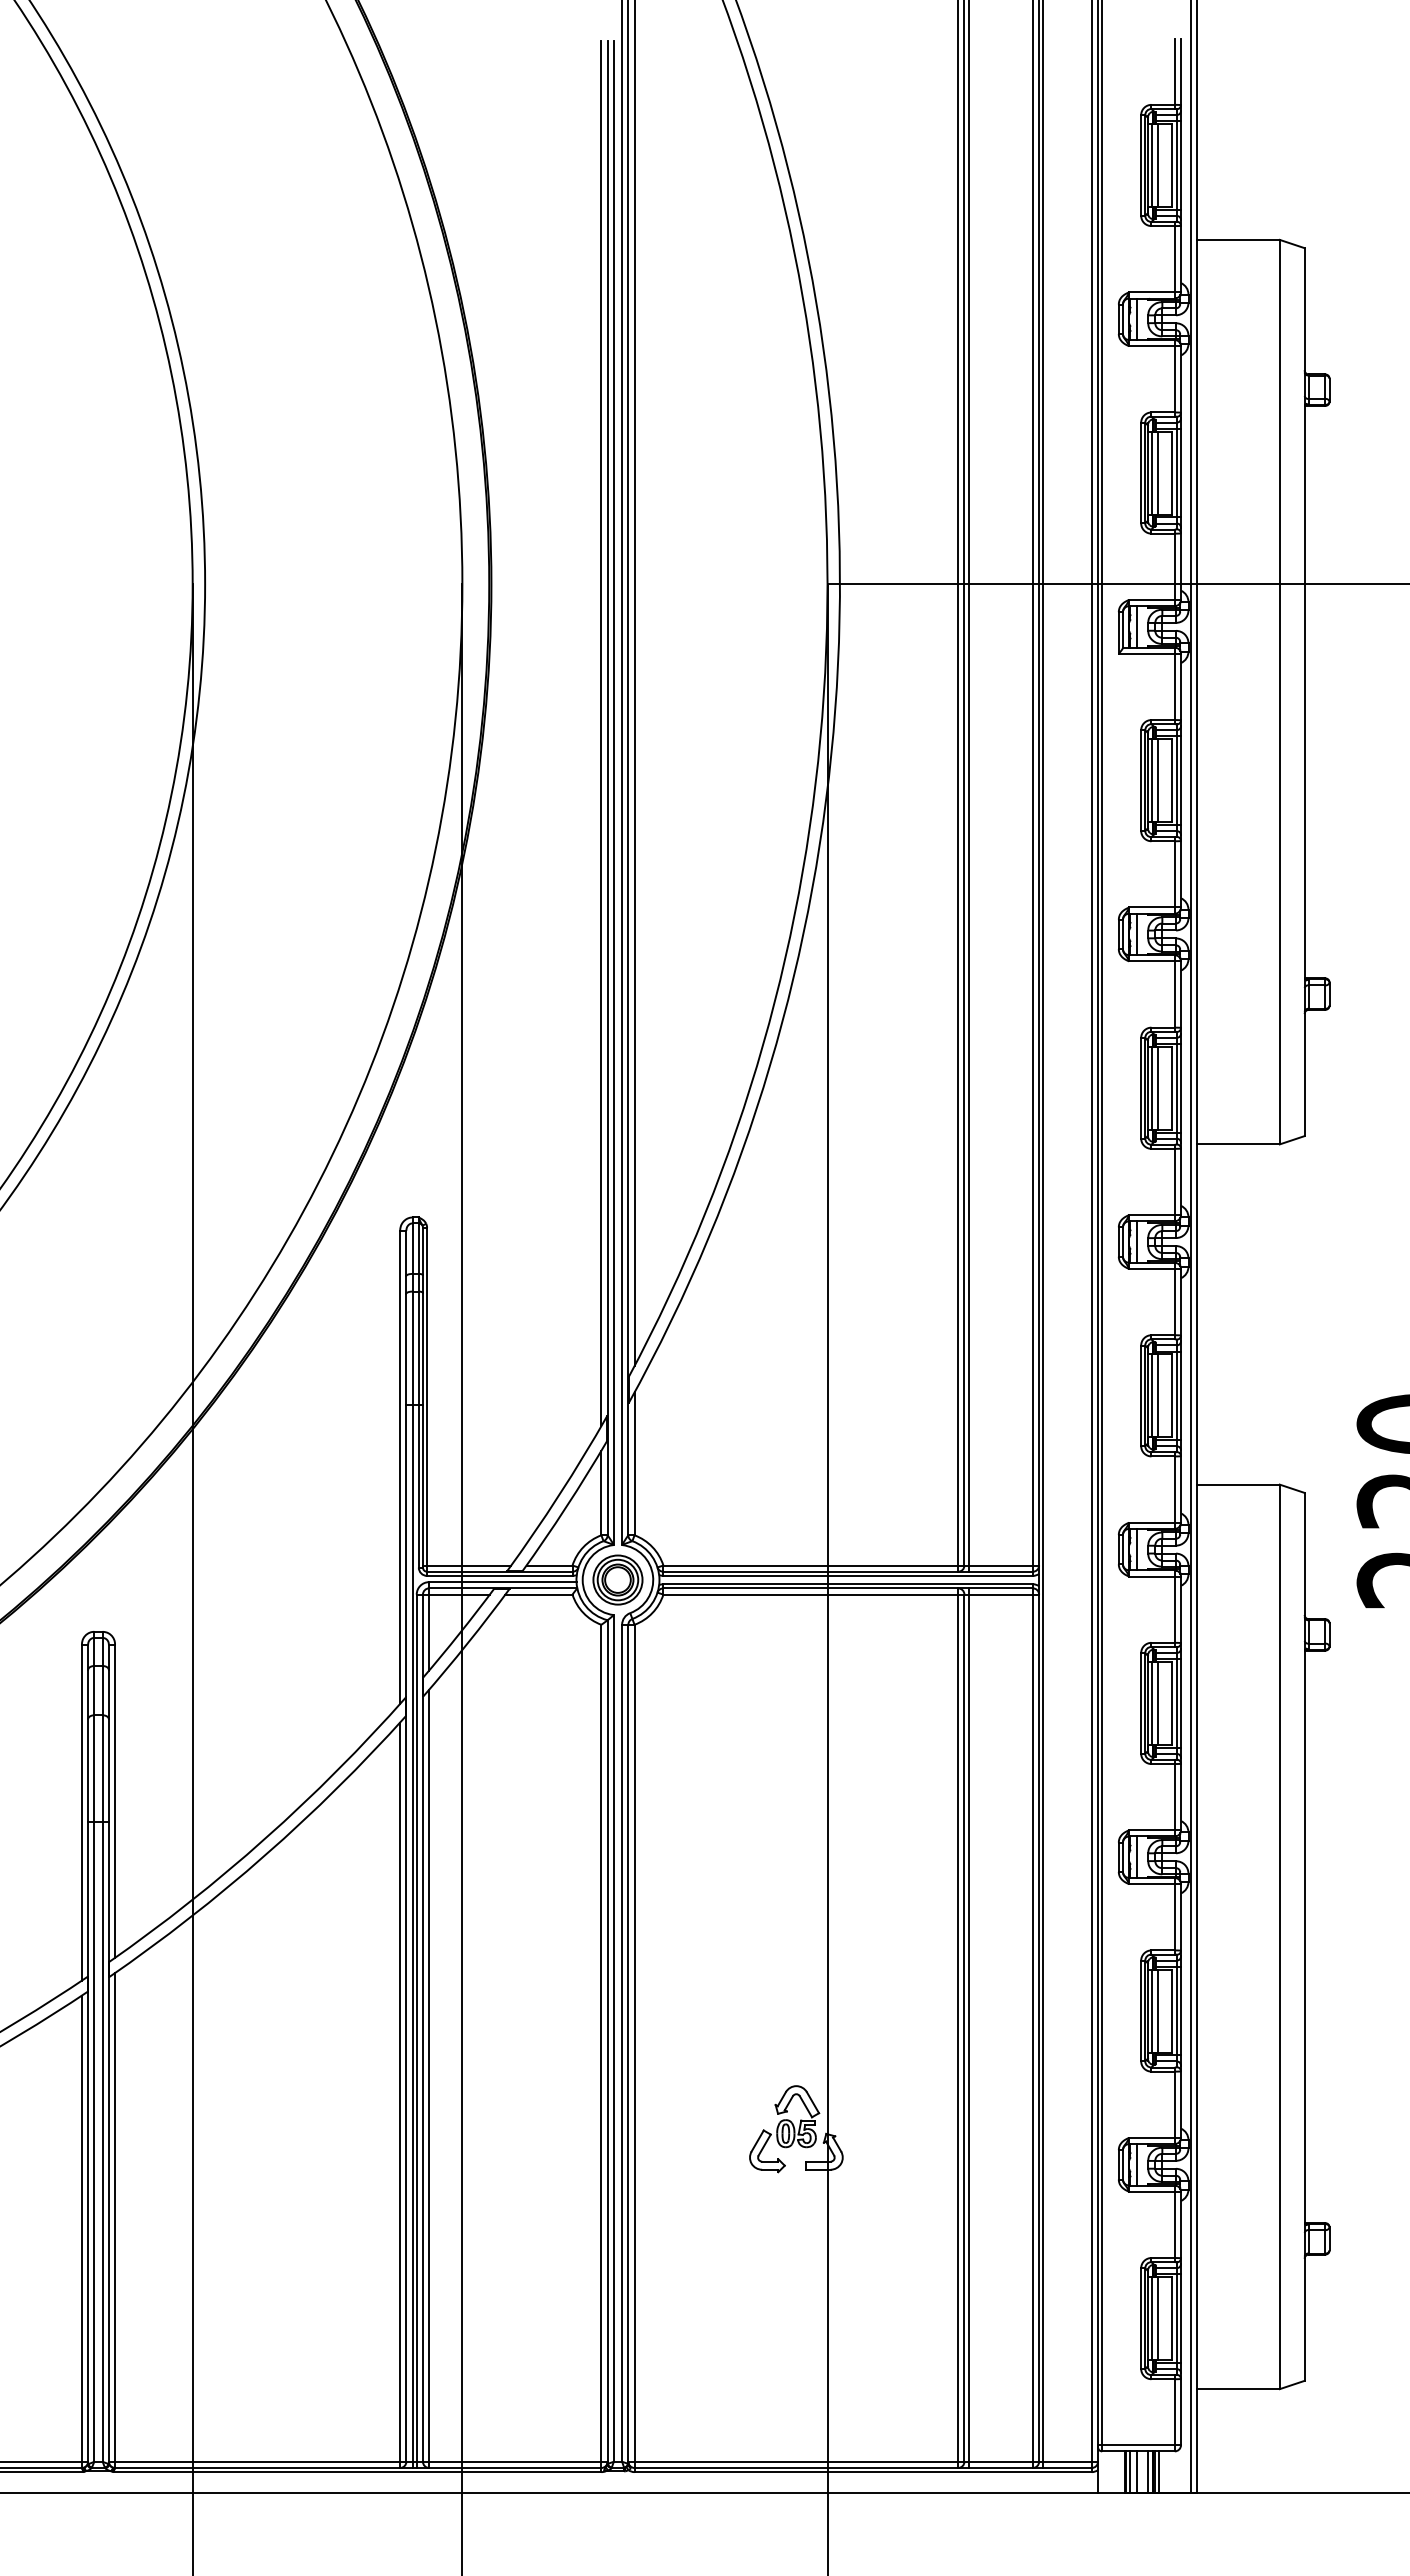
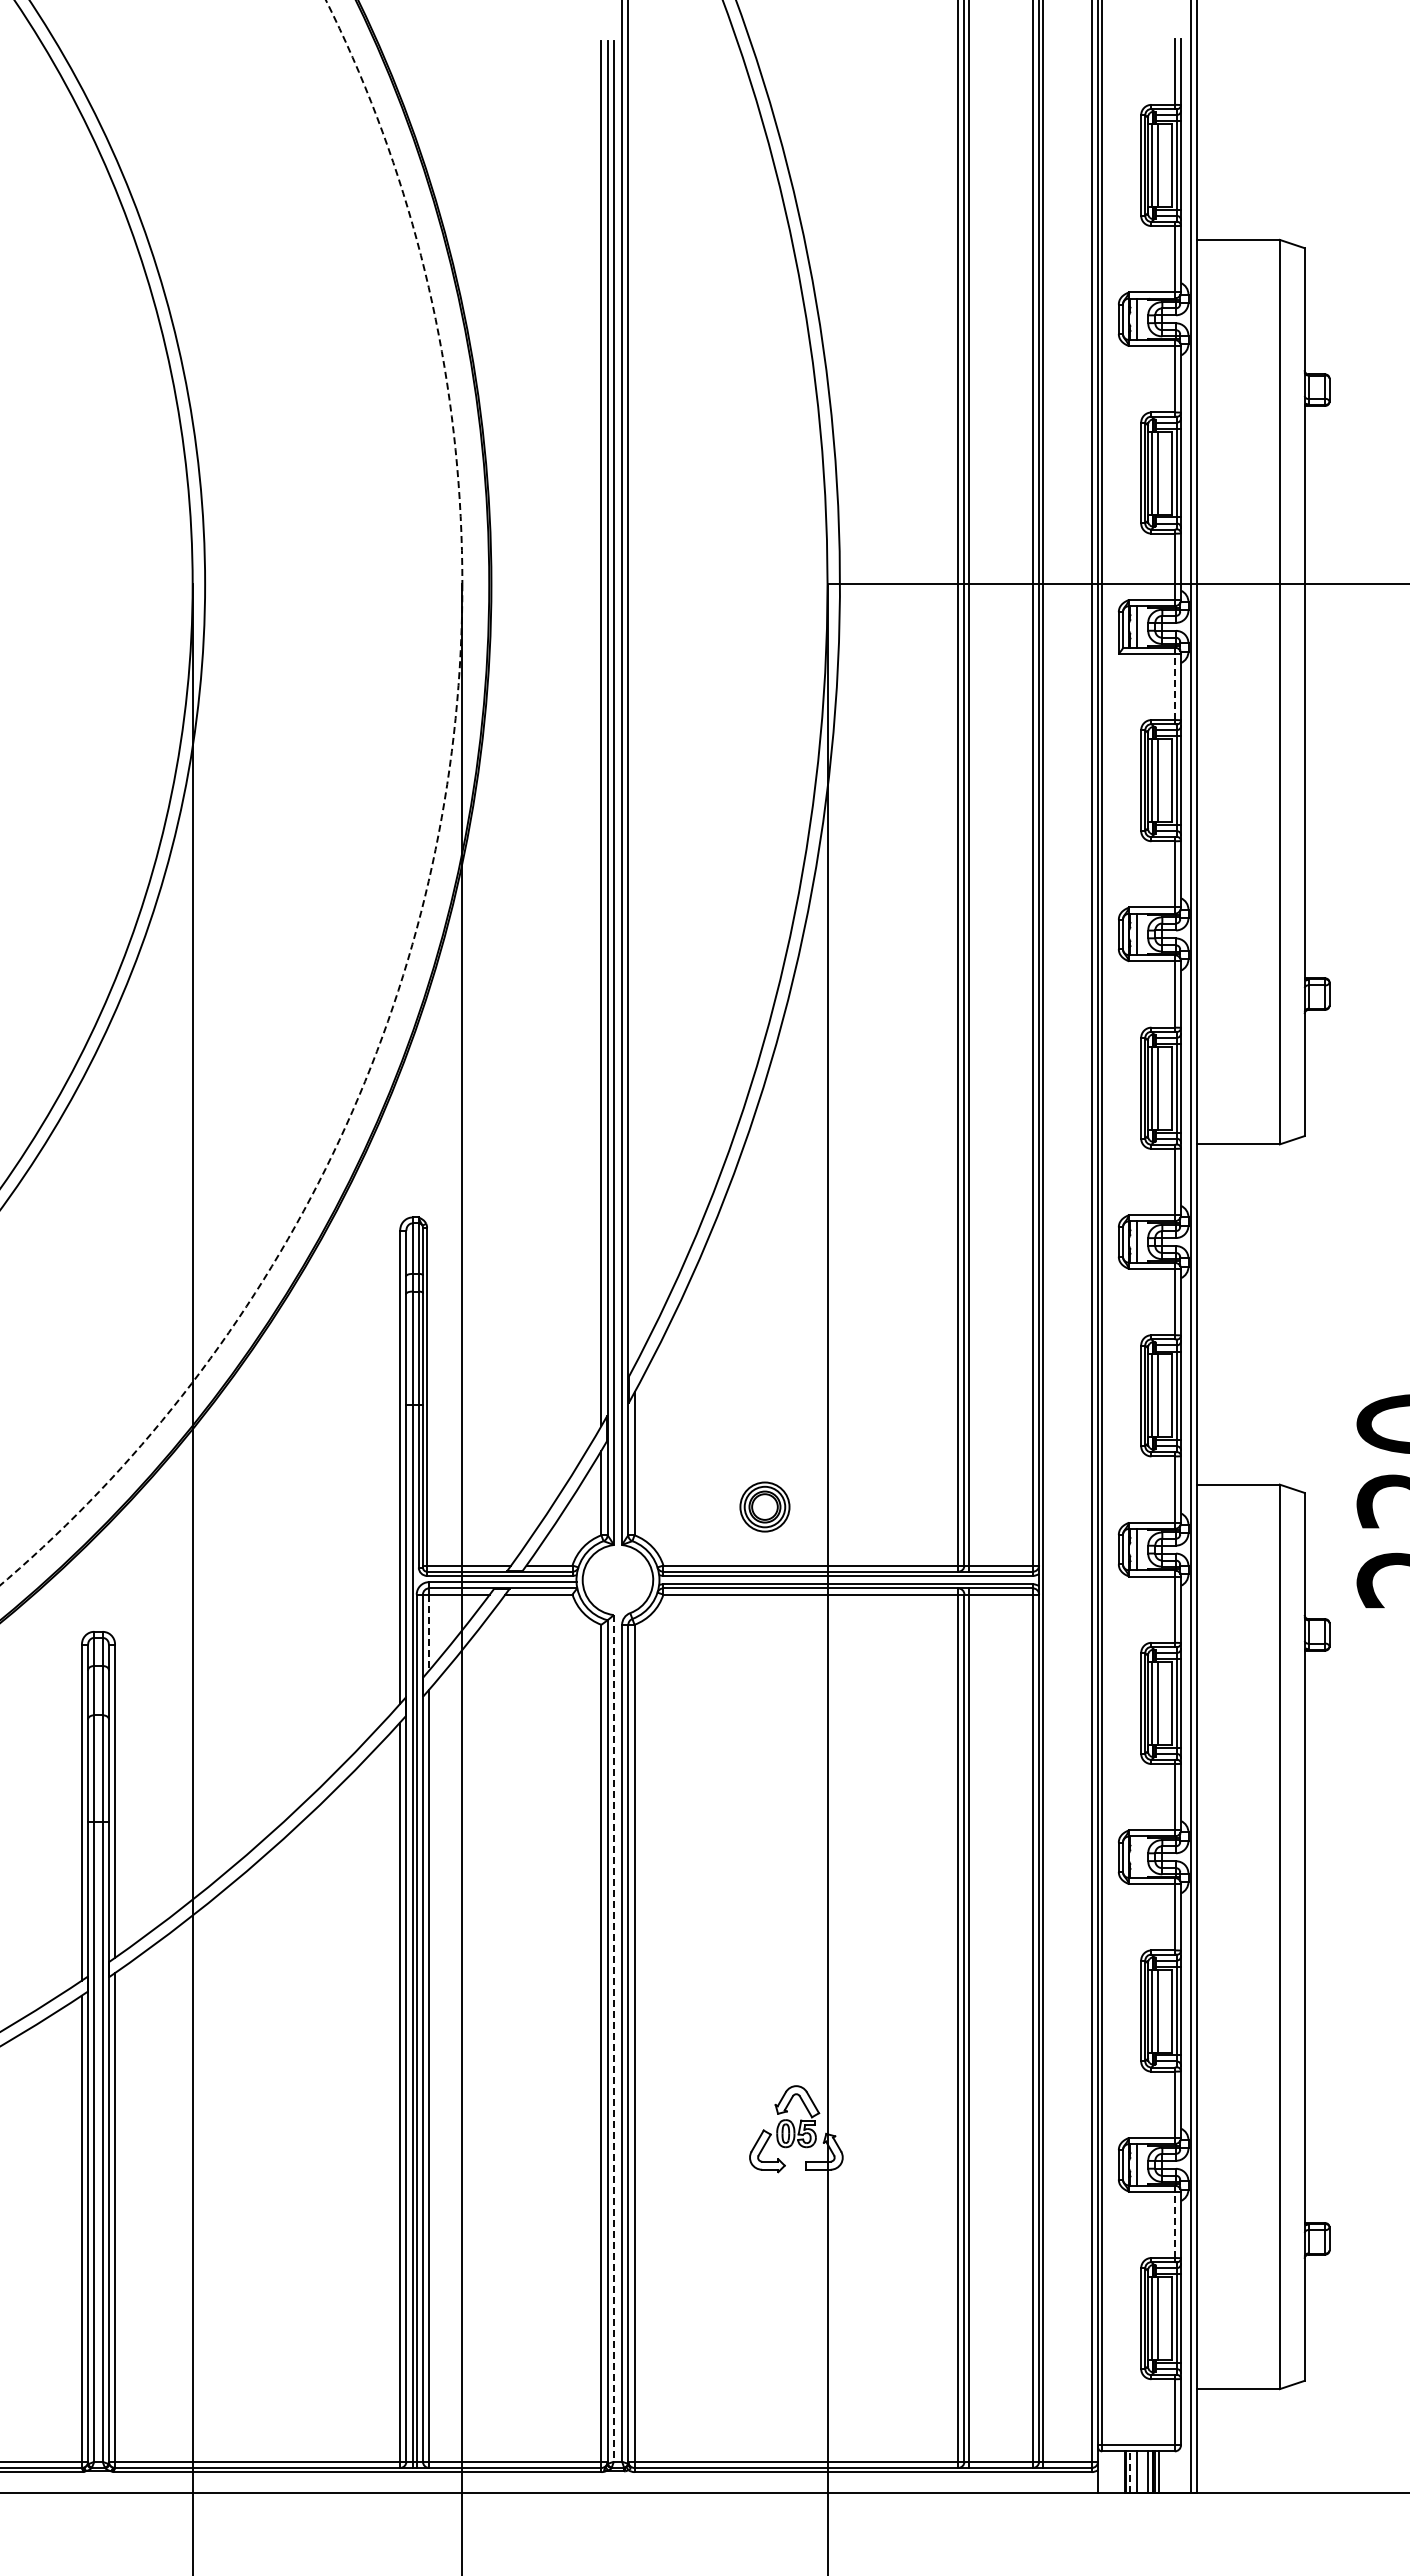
line: present -> none (634, 684)
line: solid -> dashed (1174, 686)
circle: solid -> dashed (231, 792)
part position: (617, 1579) -> (764, 1506) (764, 1506)
line: solid -> dashed (429, 1632)
line: present -> none (1137, 1856)
line: solid -> dashed (613, 2038)
line: solid -> dashed (1174, 2224)
line: solid -> dashed (1130, 2472)
